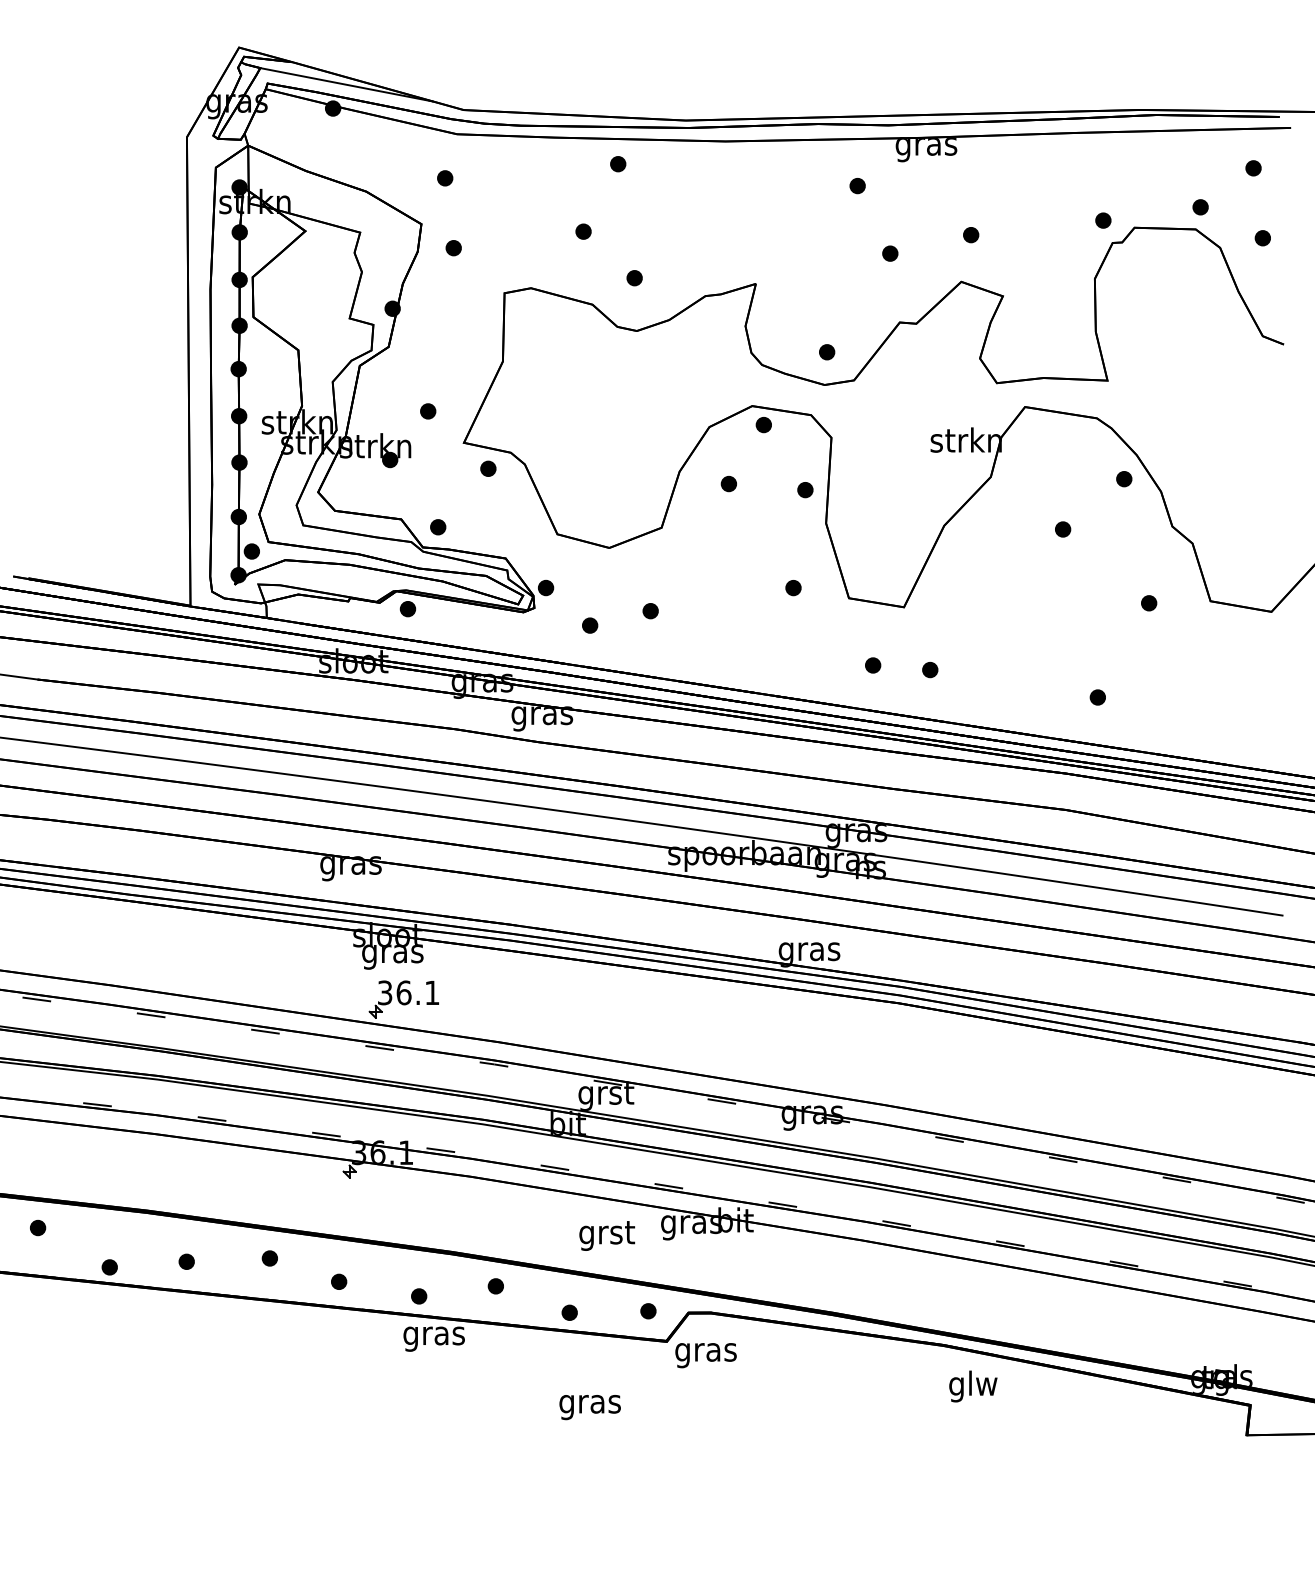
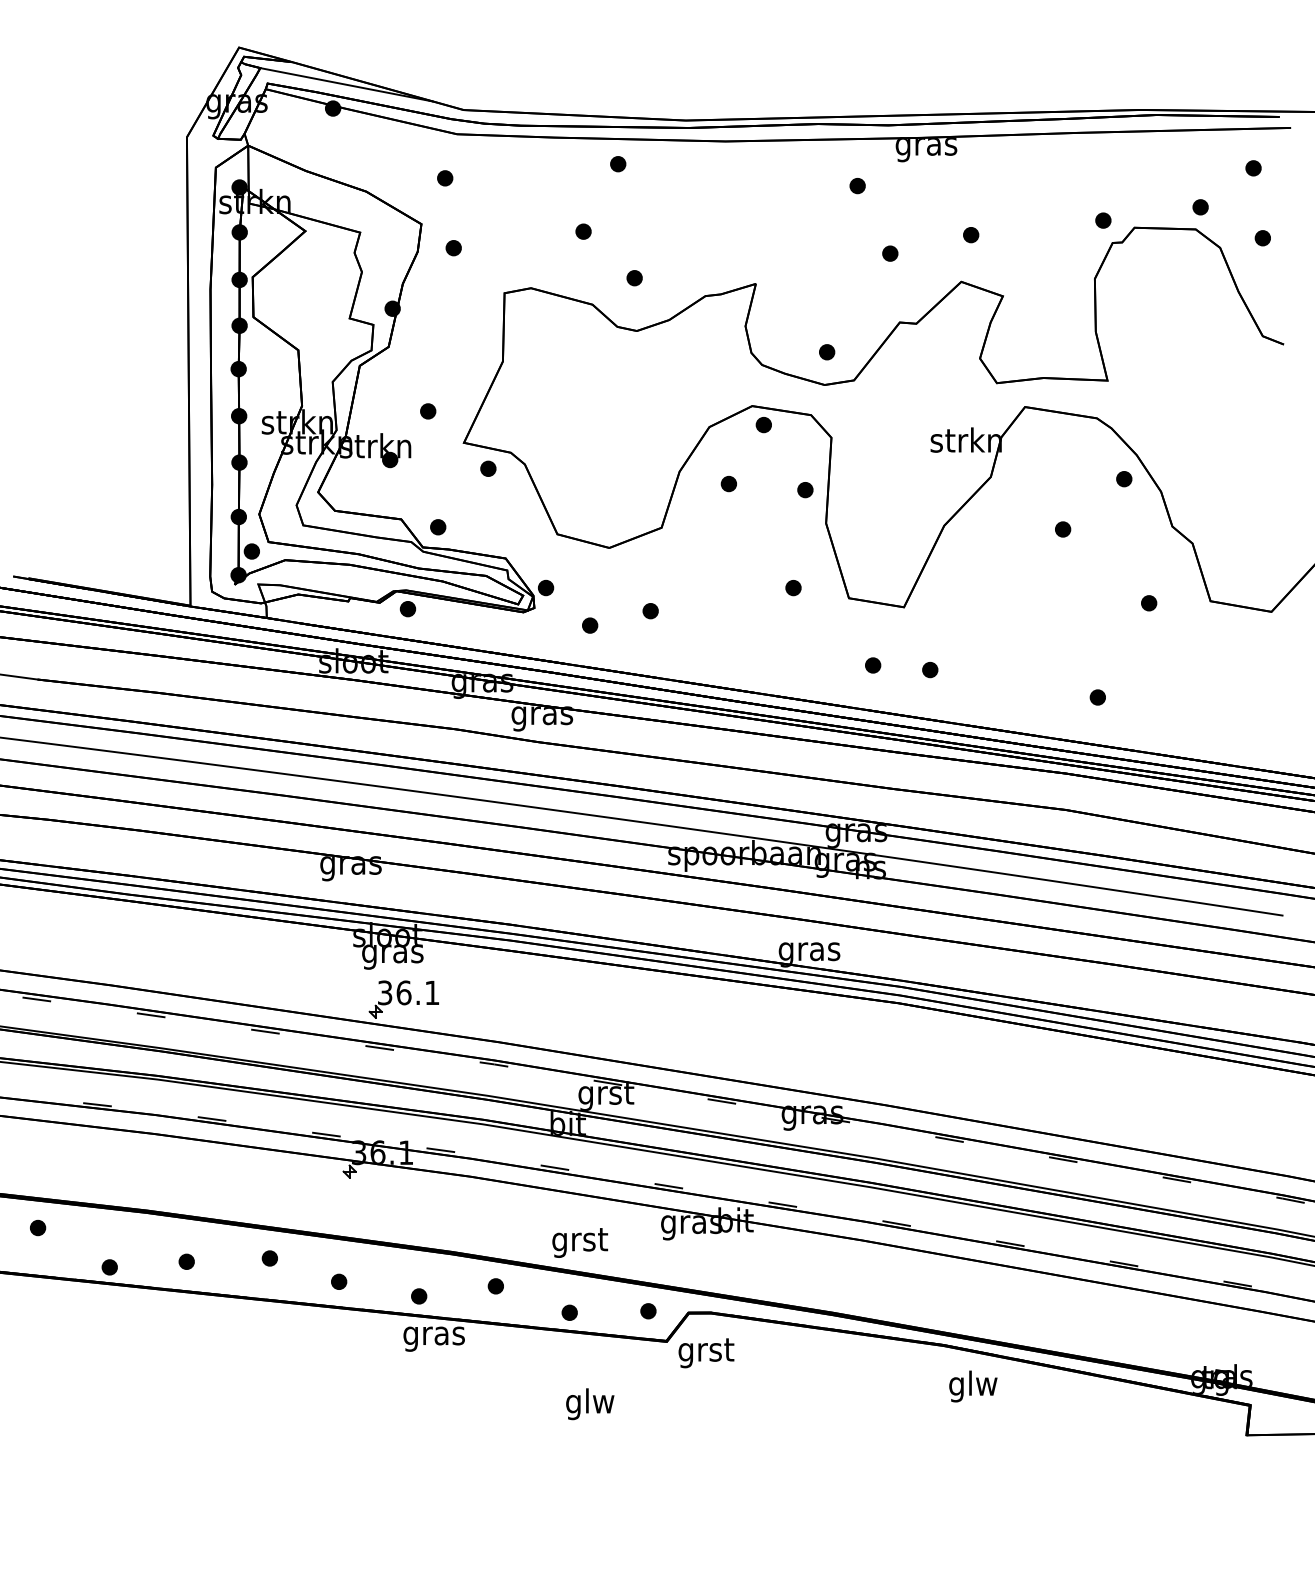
text position: (607, 1235) -> (580, 1242) (580, 1242)
text: gras -> grst (705, 1353)
text: gras -> glw (589, 1404)
